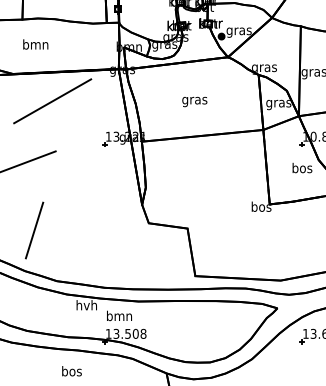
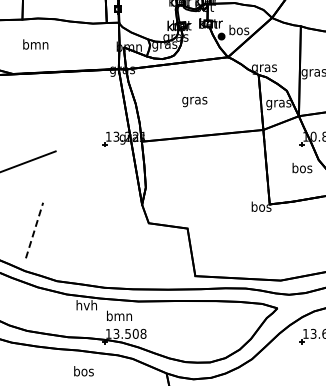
text: gras -> bos (238, 30)
line: present -> none (52, 101)
line: solid -> dashed (34, 230)
text position: (71, 371) -> (83, 371) (83, 371)
